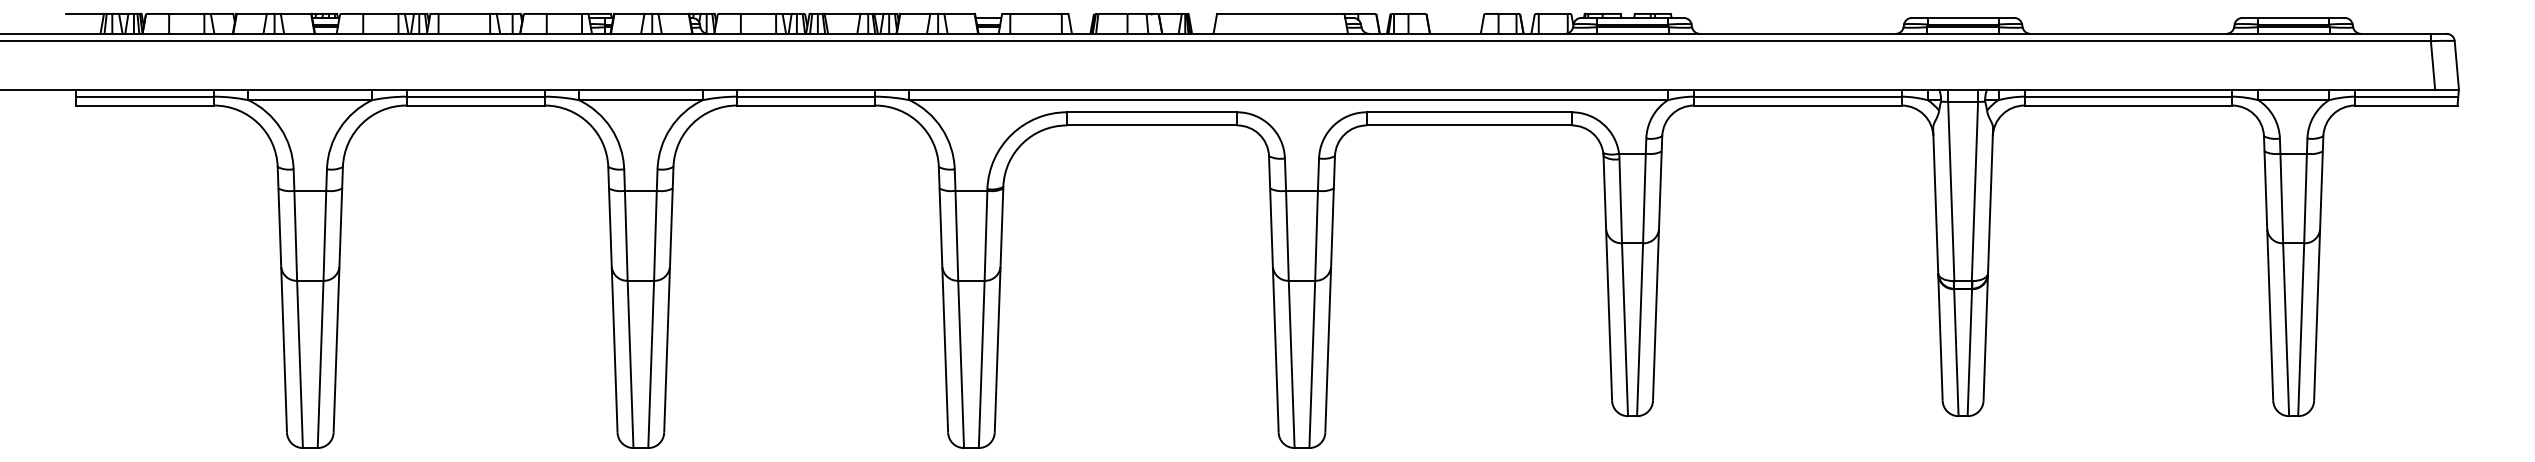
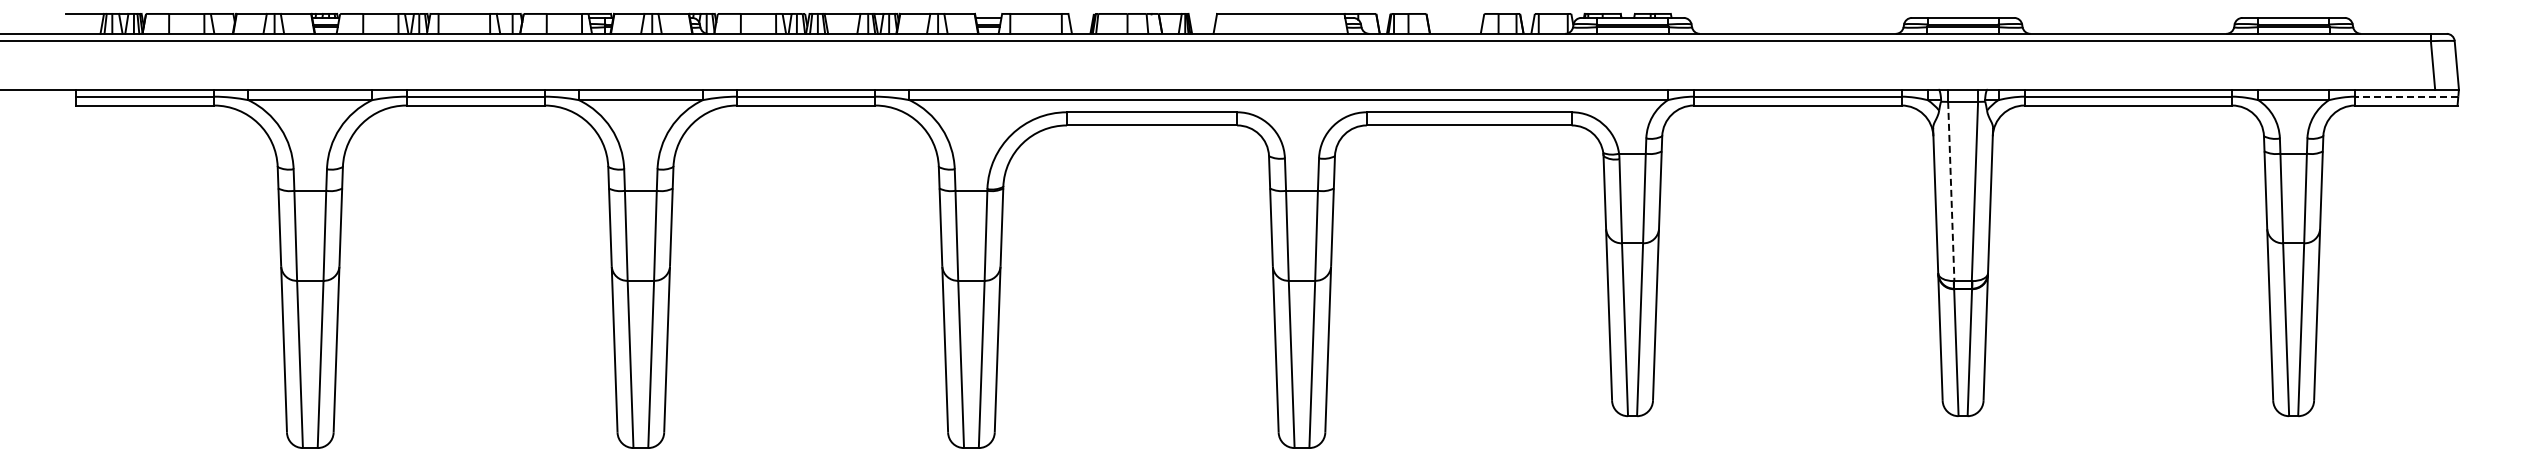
line: solid -> dashed (2406, 96)
line: solid -> dashed (1951, 191)
